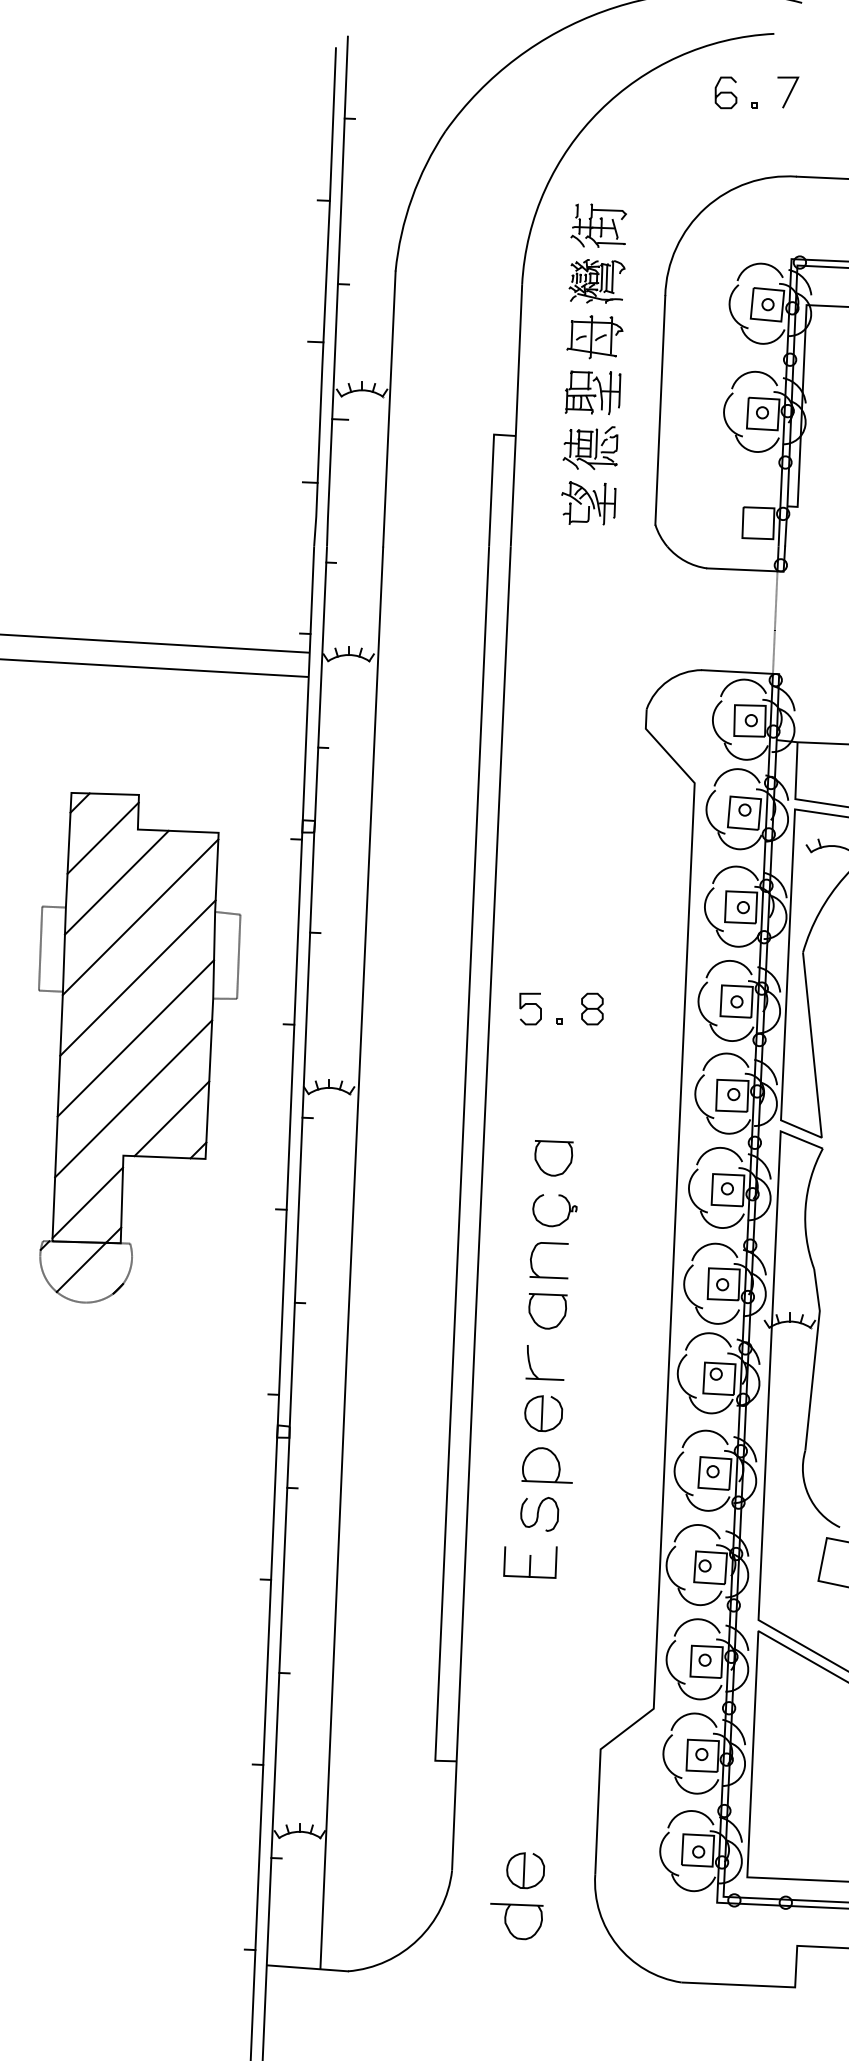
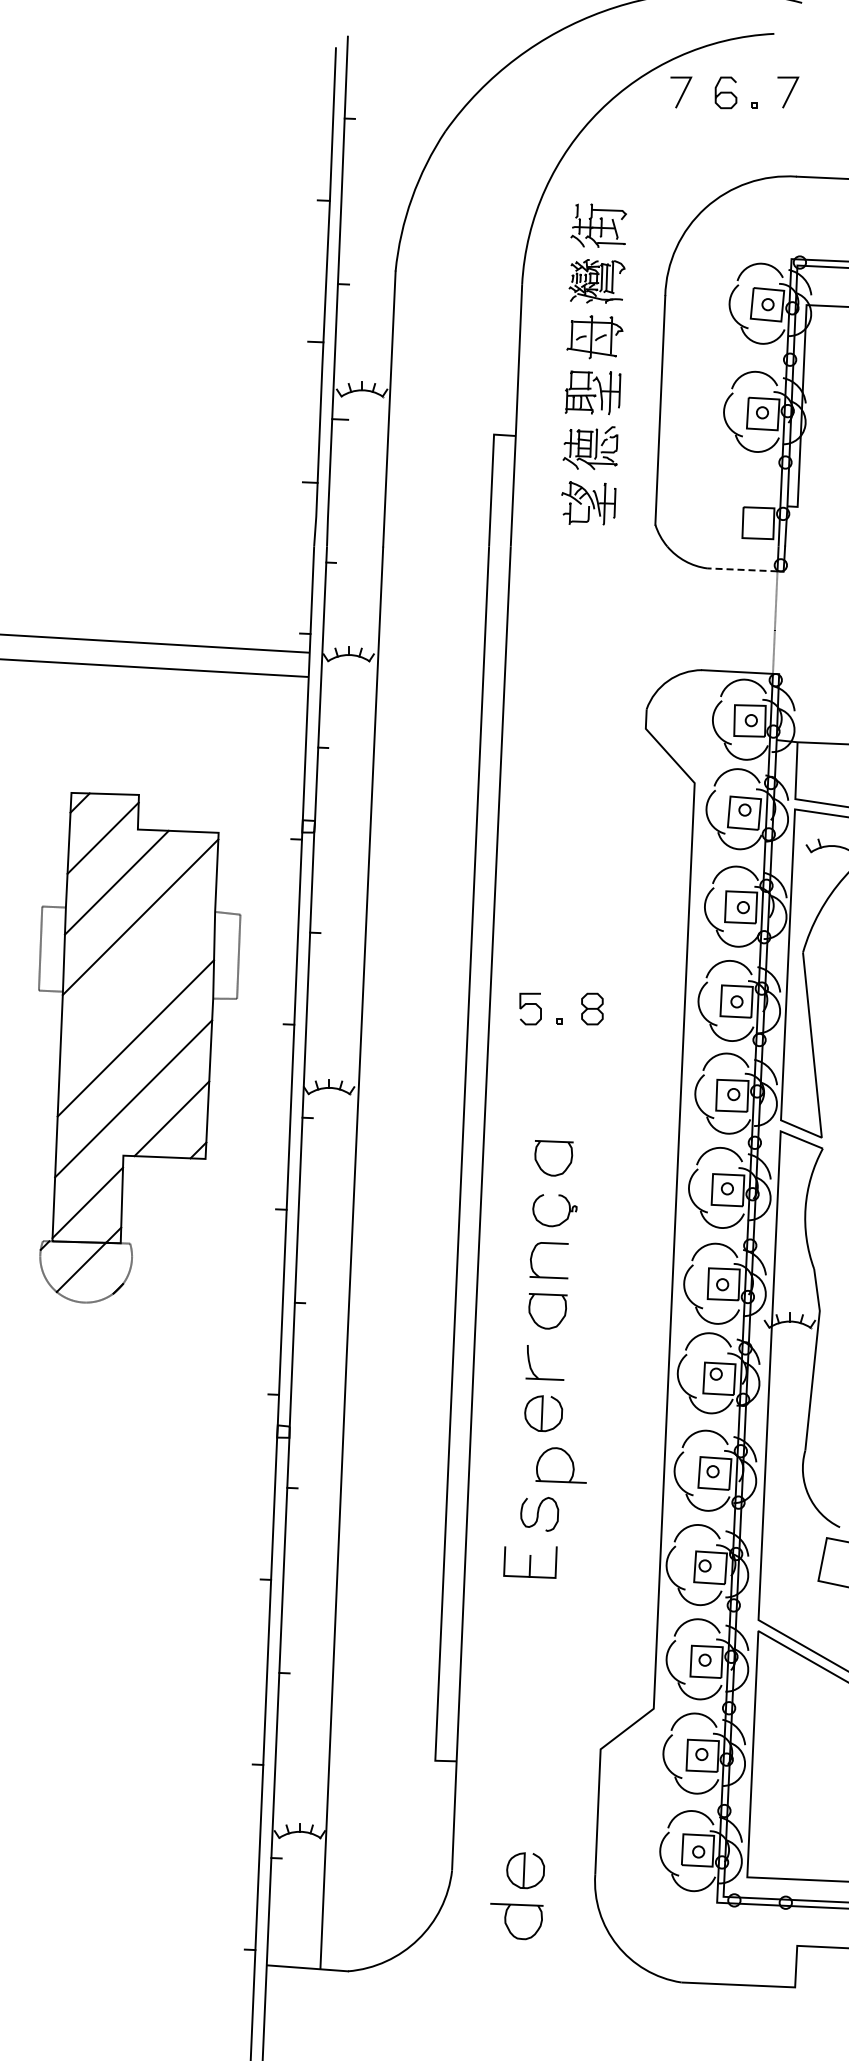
line: none -> present (682, 92)
line: solid -> dashed (741, 569)
line: present -> none (137, 977)
part position: (546, 1465) -> (560, 1465) (560, 1465)
